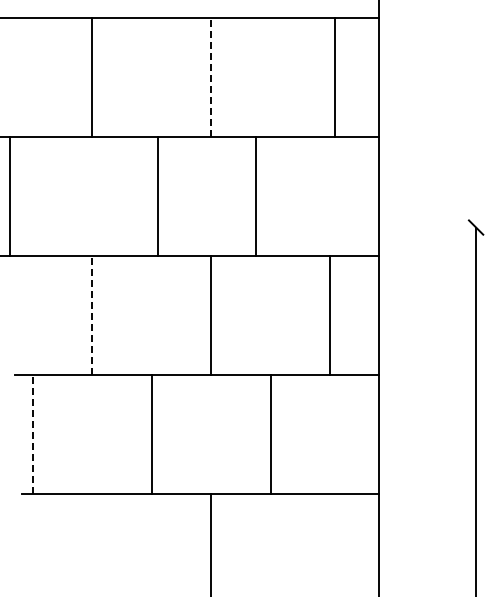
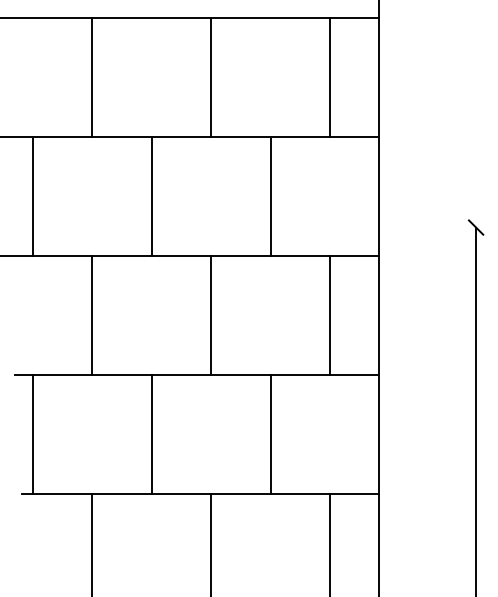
line: dashed -> solid (211, 76)
line position: (335, 76) -> (330, 76) (330, 76)
line position: (9, 195) -> (32, 195) (32, 195)
line position: (157, 195) -> (151, 195) (151, 195)
line position: (255, 195) -> (270, 195) (270, 195)
line: dashed -> solid (92, 314)
line: dashed -> solid (32, 433)
line: none -> present (92, 543)
line: none -> present (330, 543)
